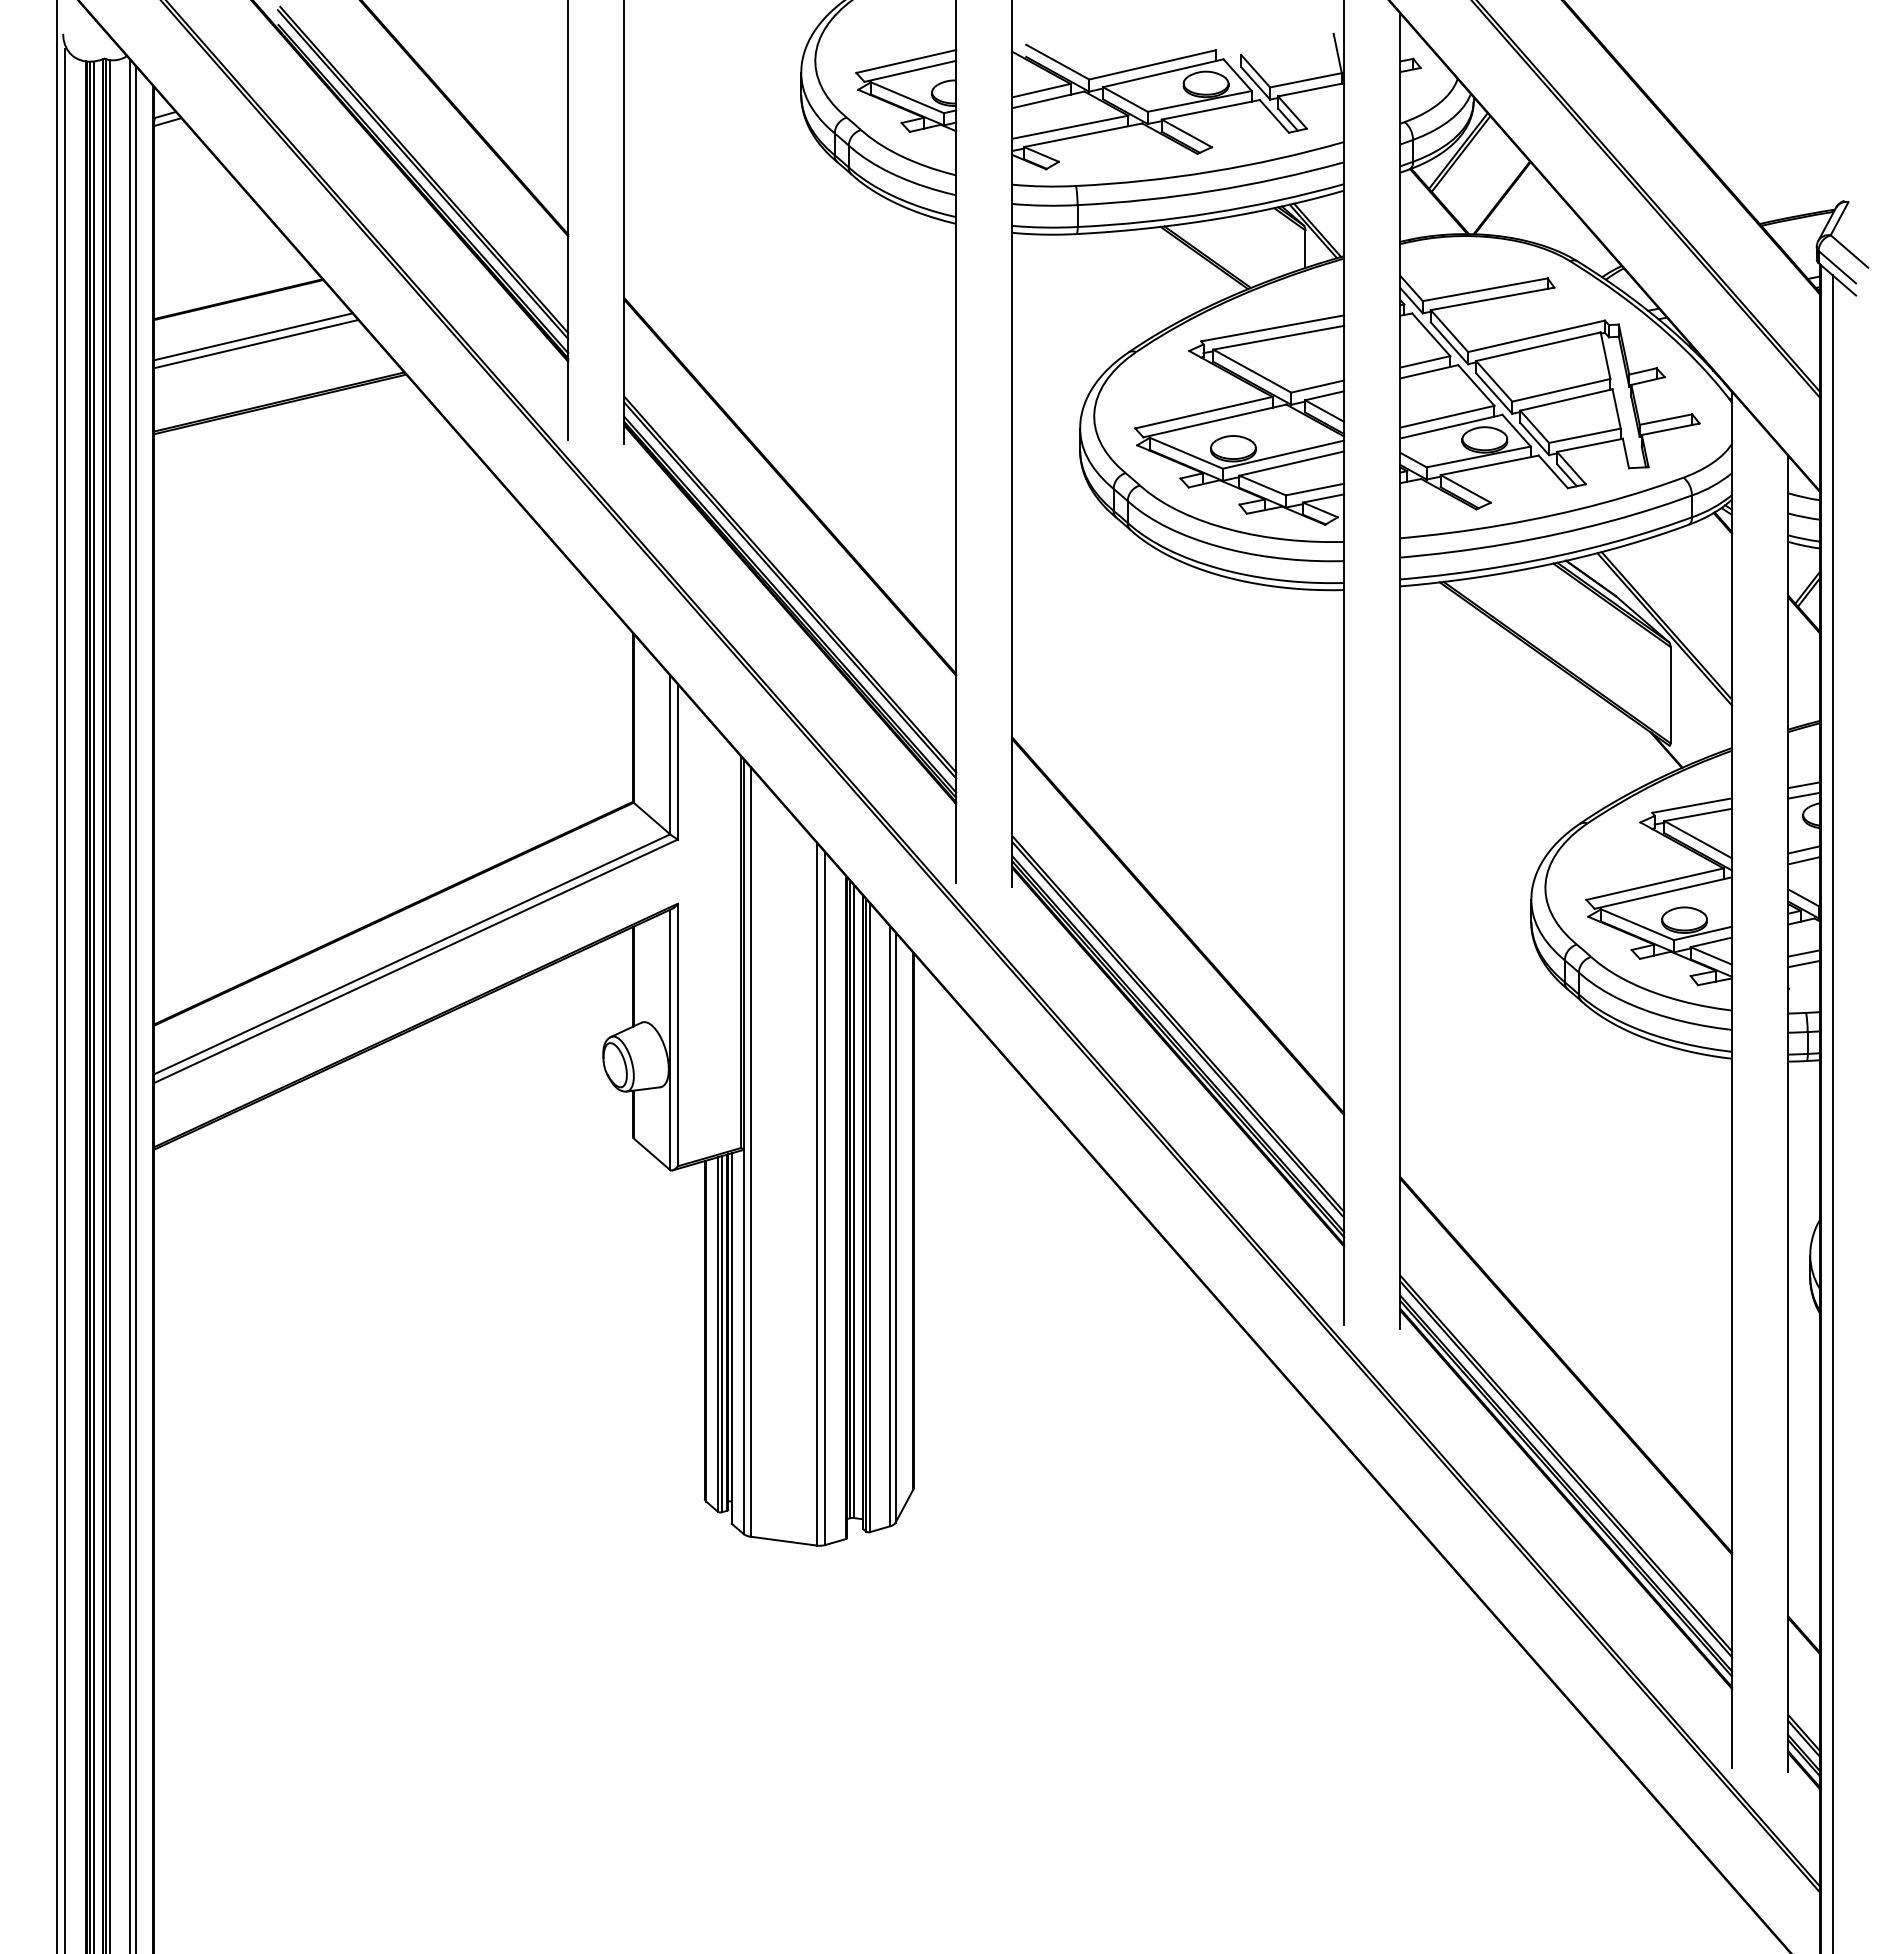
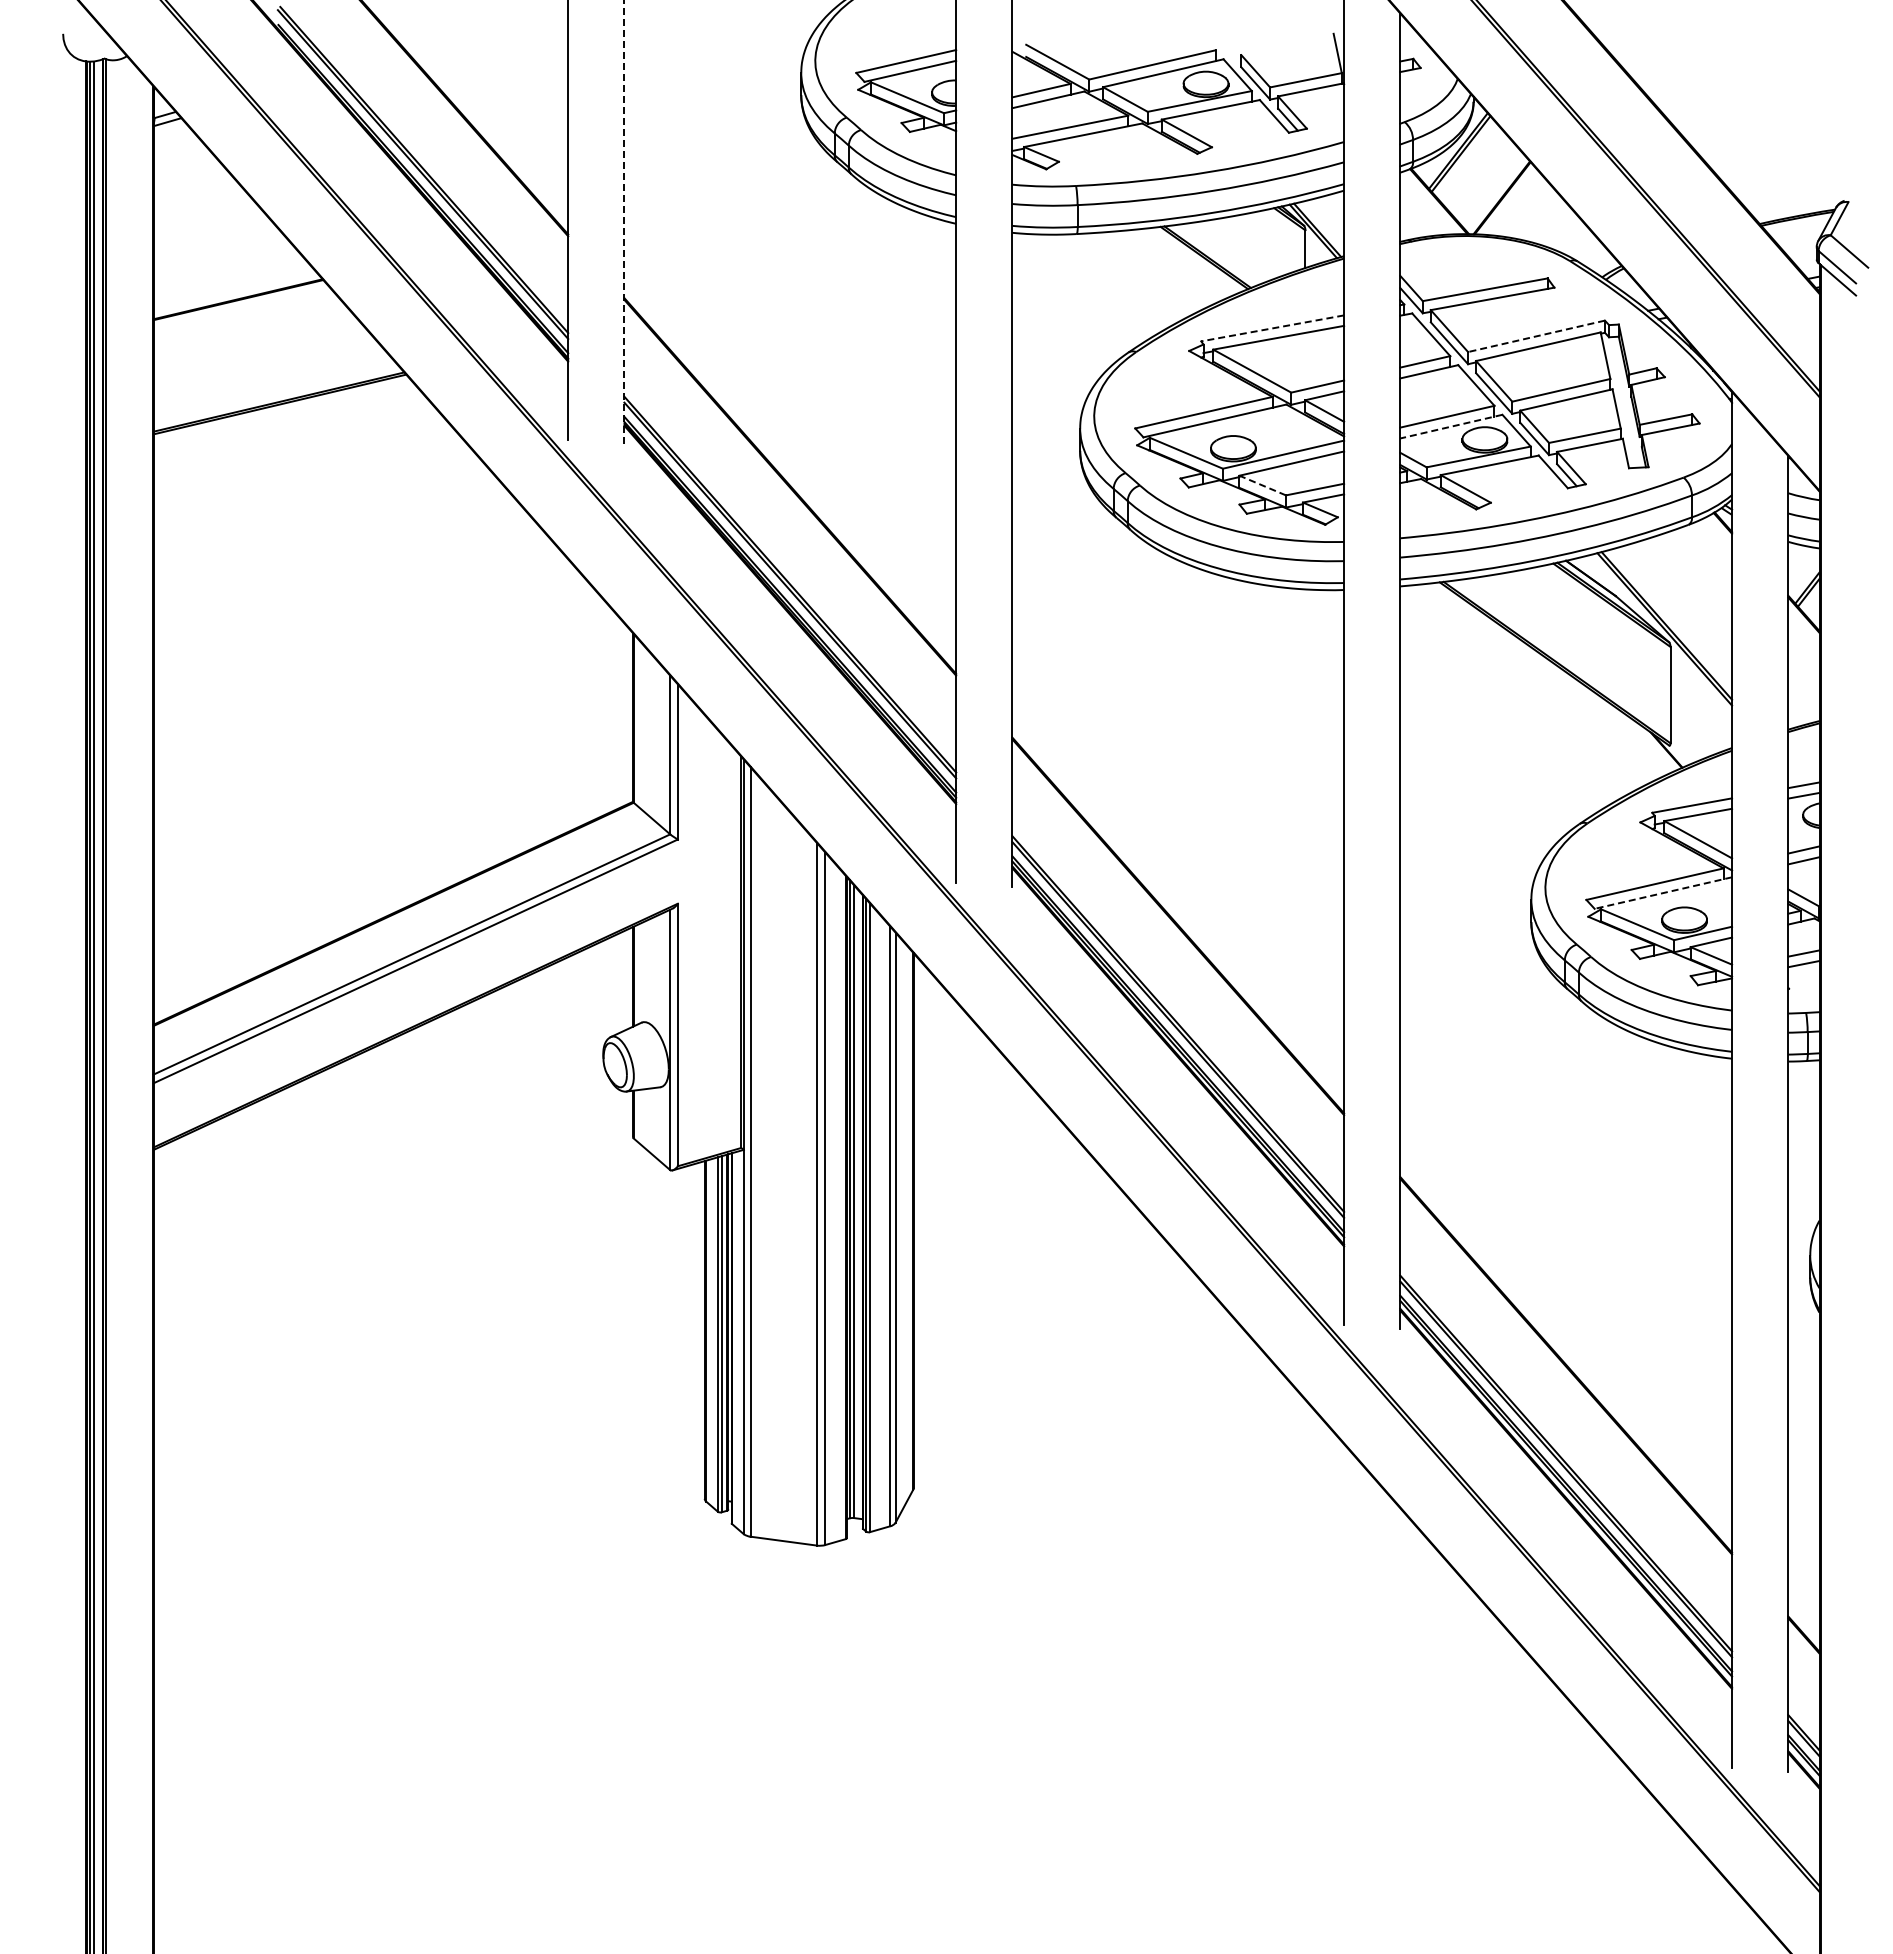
line: solid -> dashed (624, 222)
line: solid -> dashed (1272, 328)
line: present -> none (252, 336)
line: solid -> dashed (1536, 336)
line: present -> none (255, 344)
line: solid -> dashed (1450, 426)
line: solid -> dashed (1262, 485)
line: solid -> dashed (1663, 893)
line: present -> none (56, 976)
line: present -> none (65, 999)
line: present -> none (130, 1004)
line: present -> none (109, 1005)
line: present -> none (135, 1007)
line: present -> none (1832, 1112)
